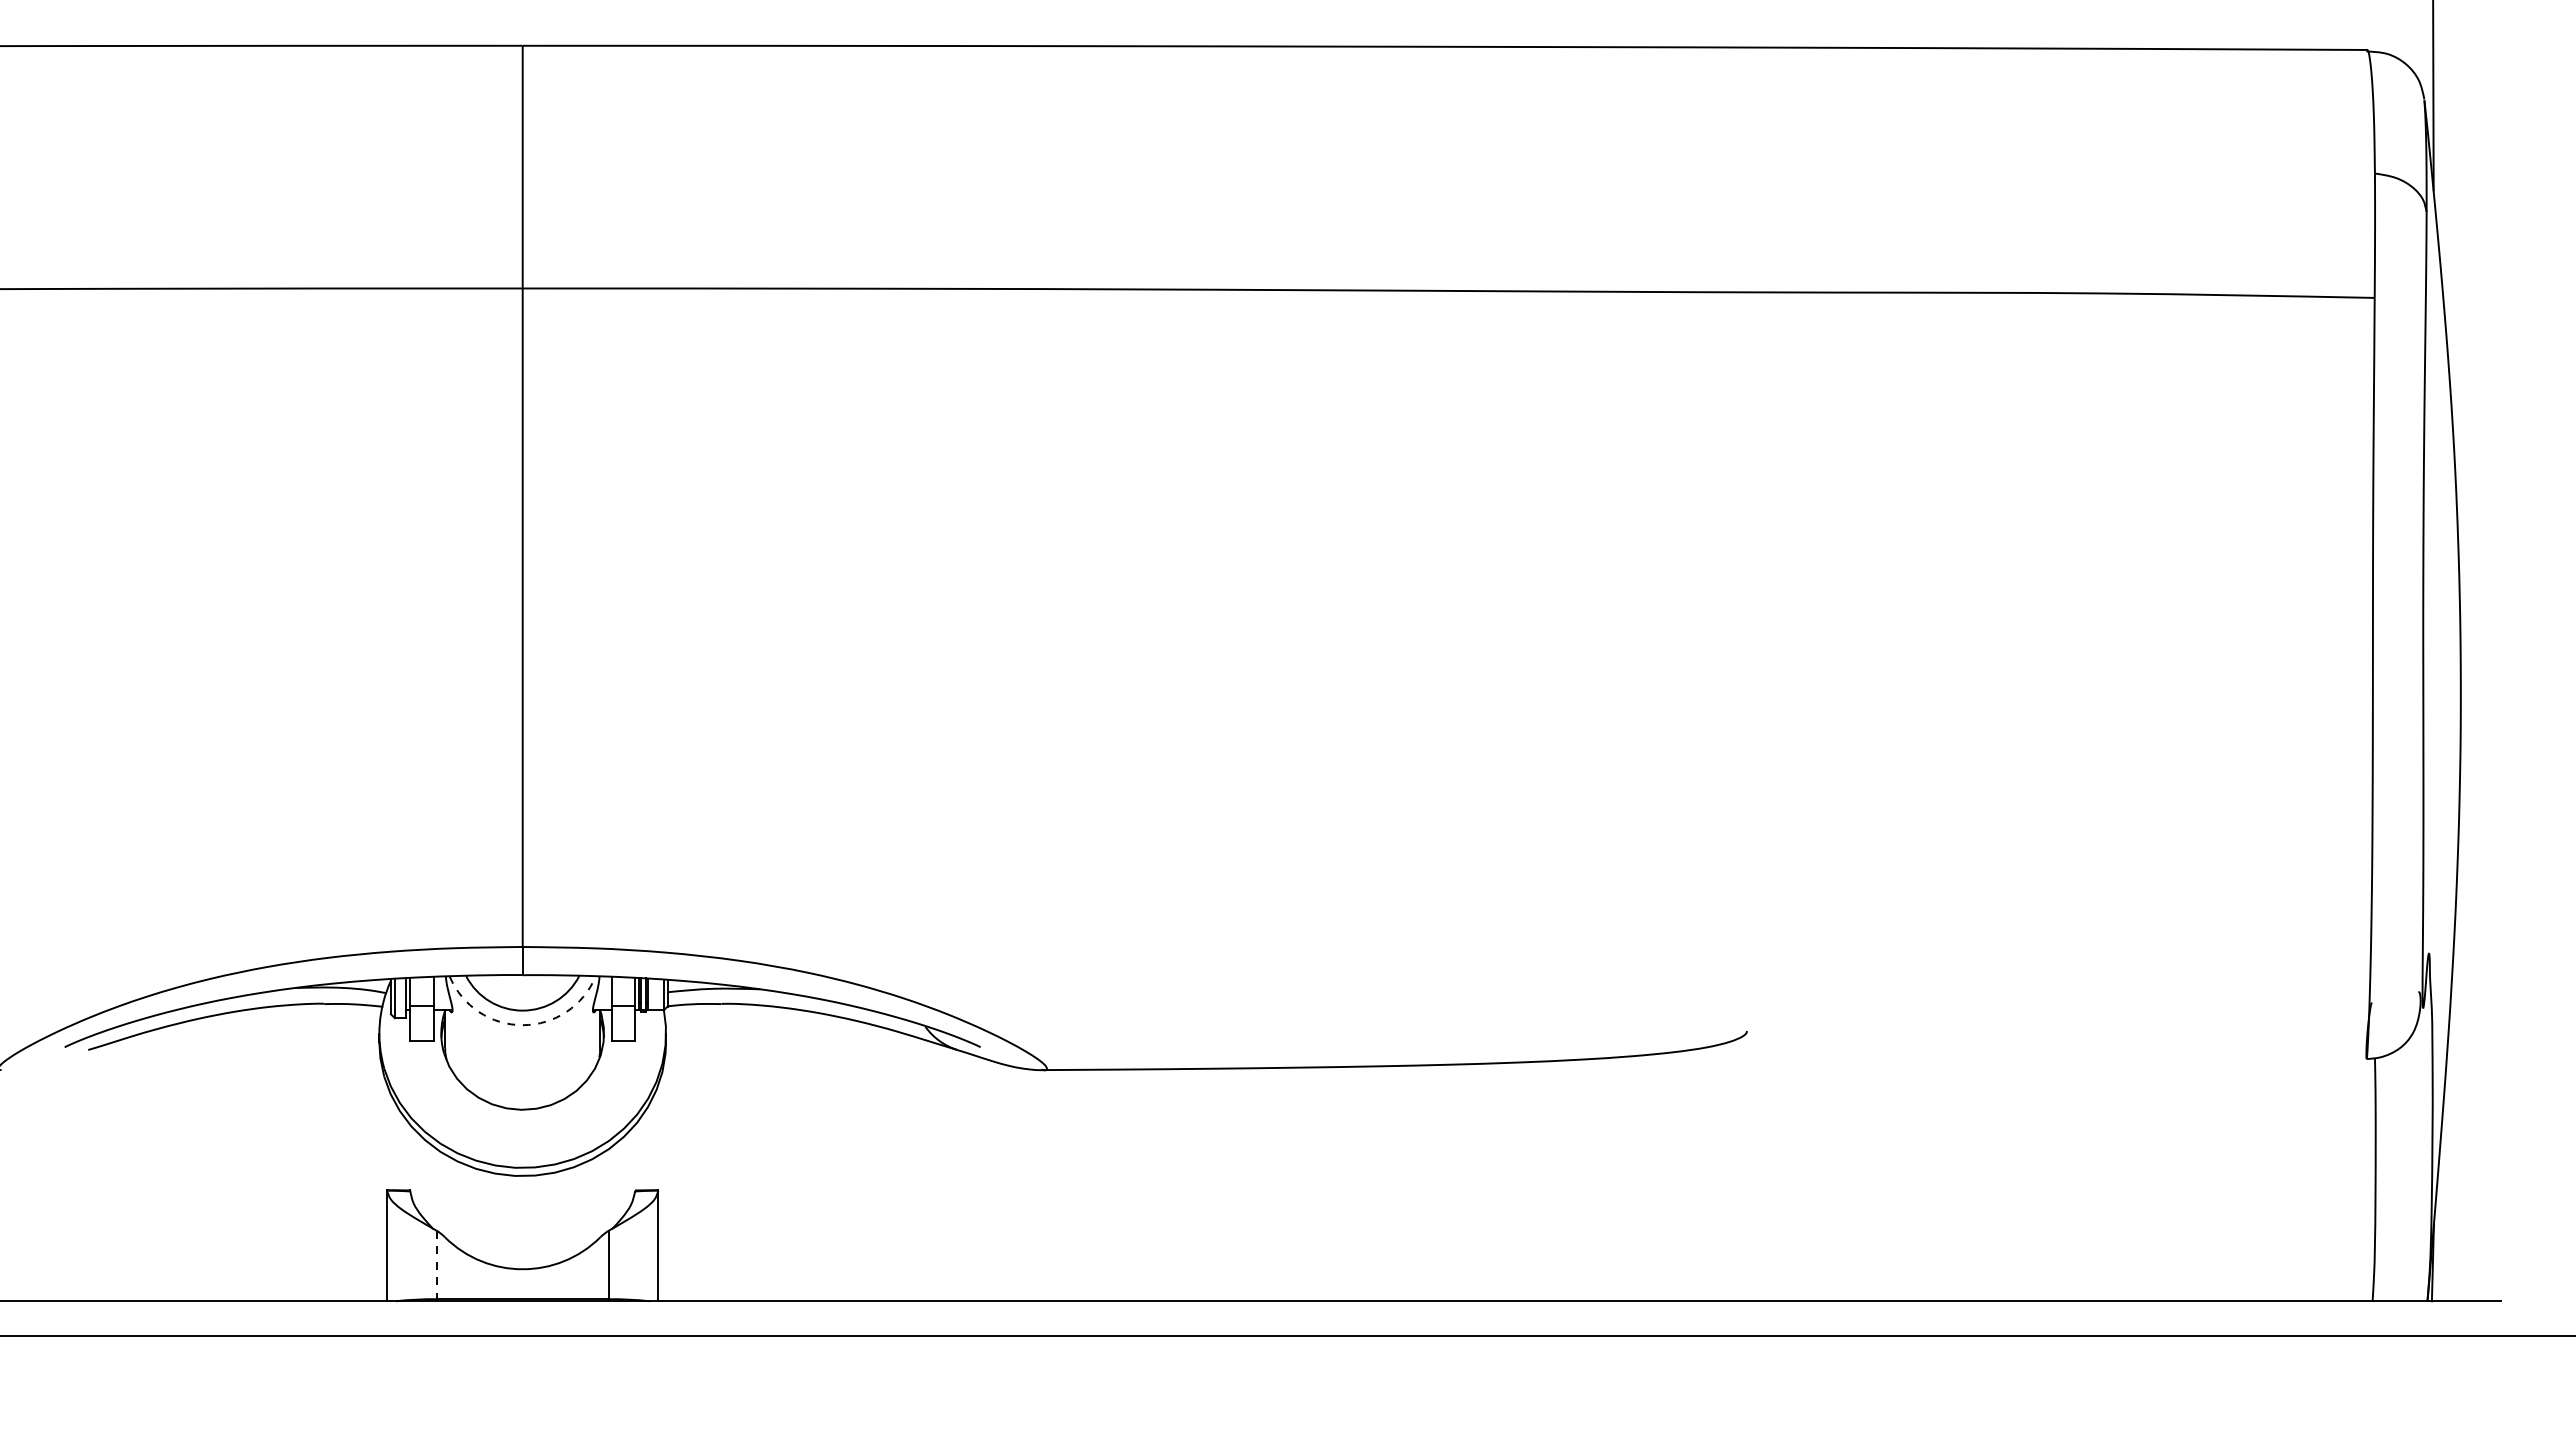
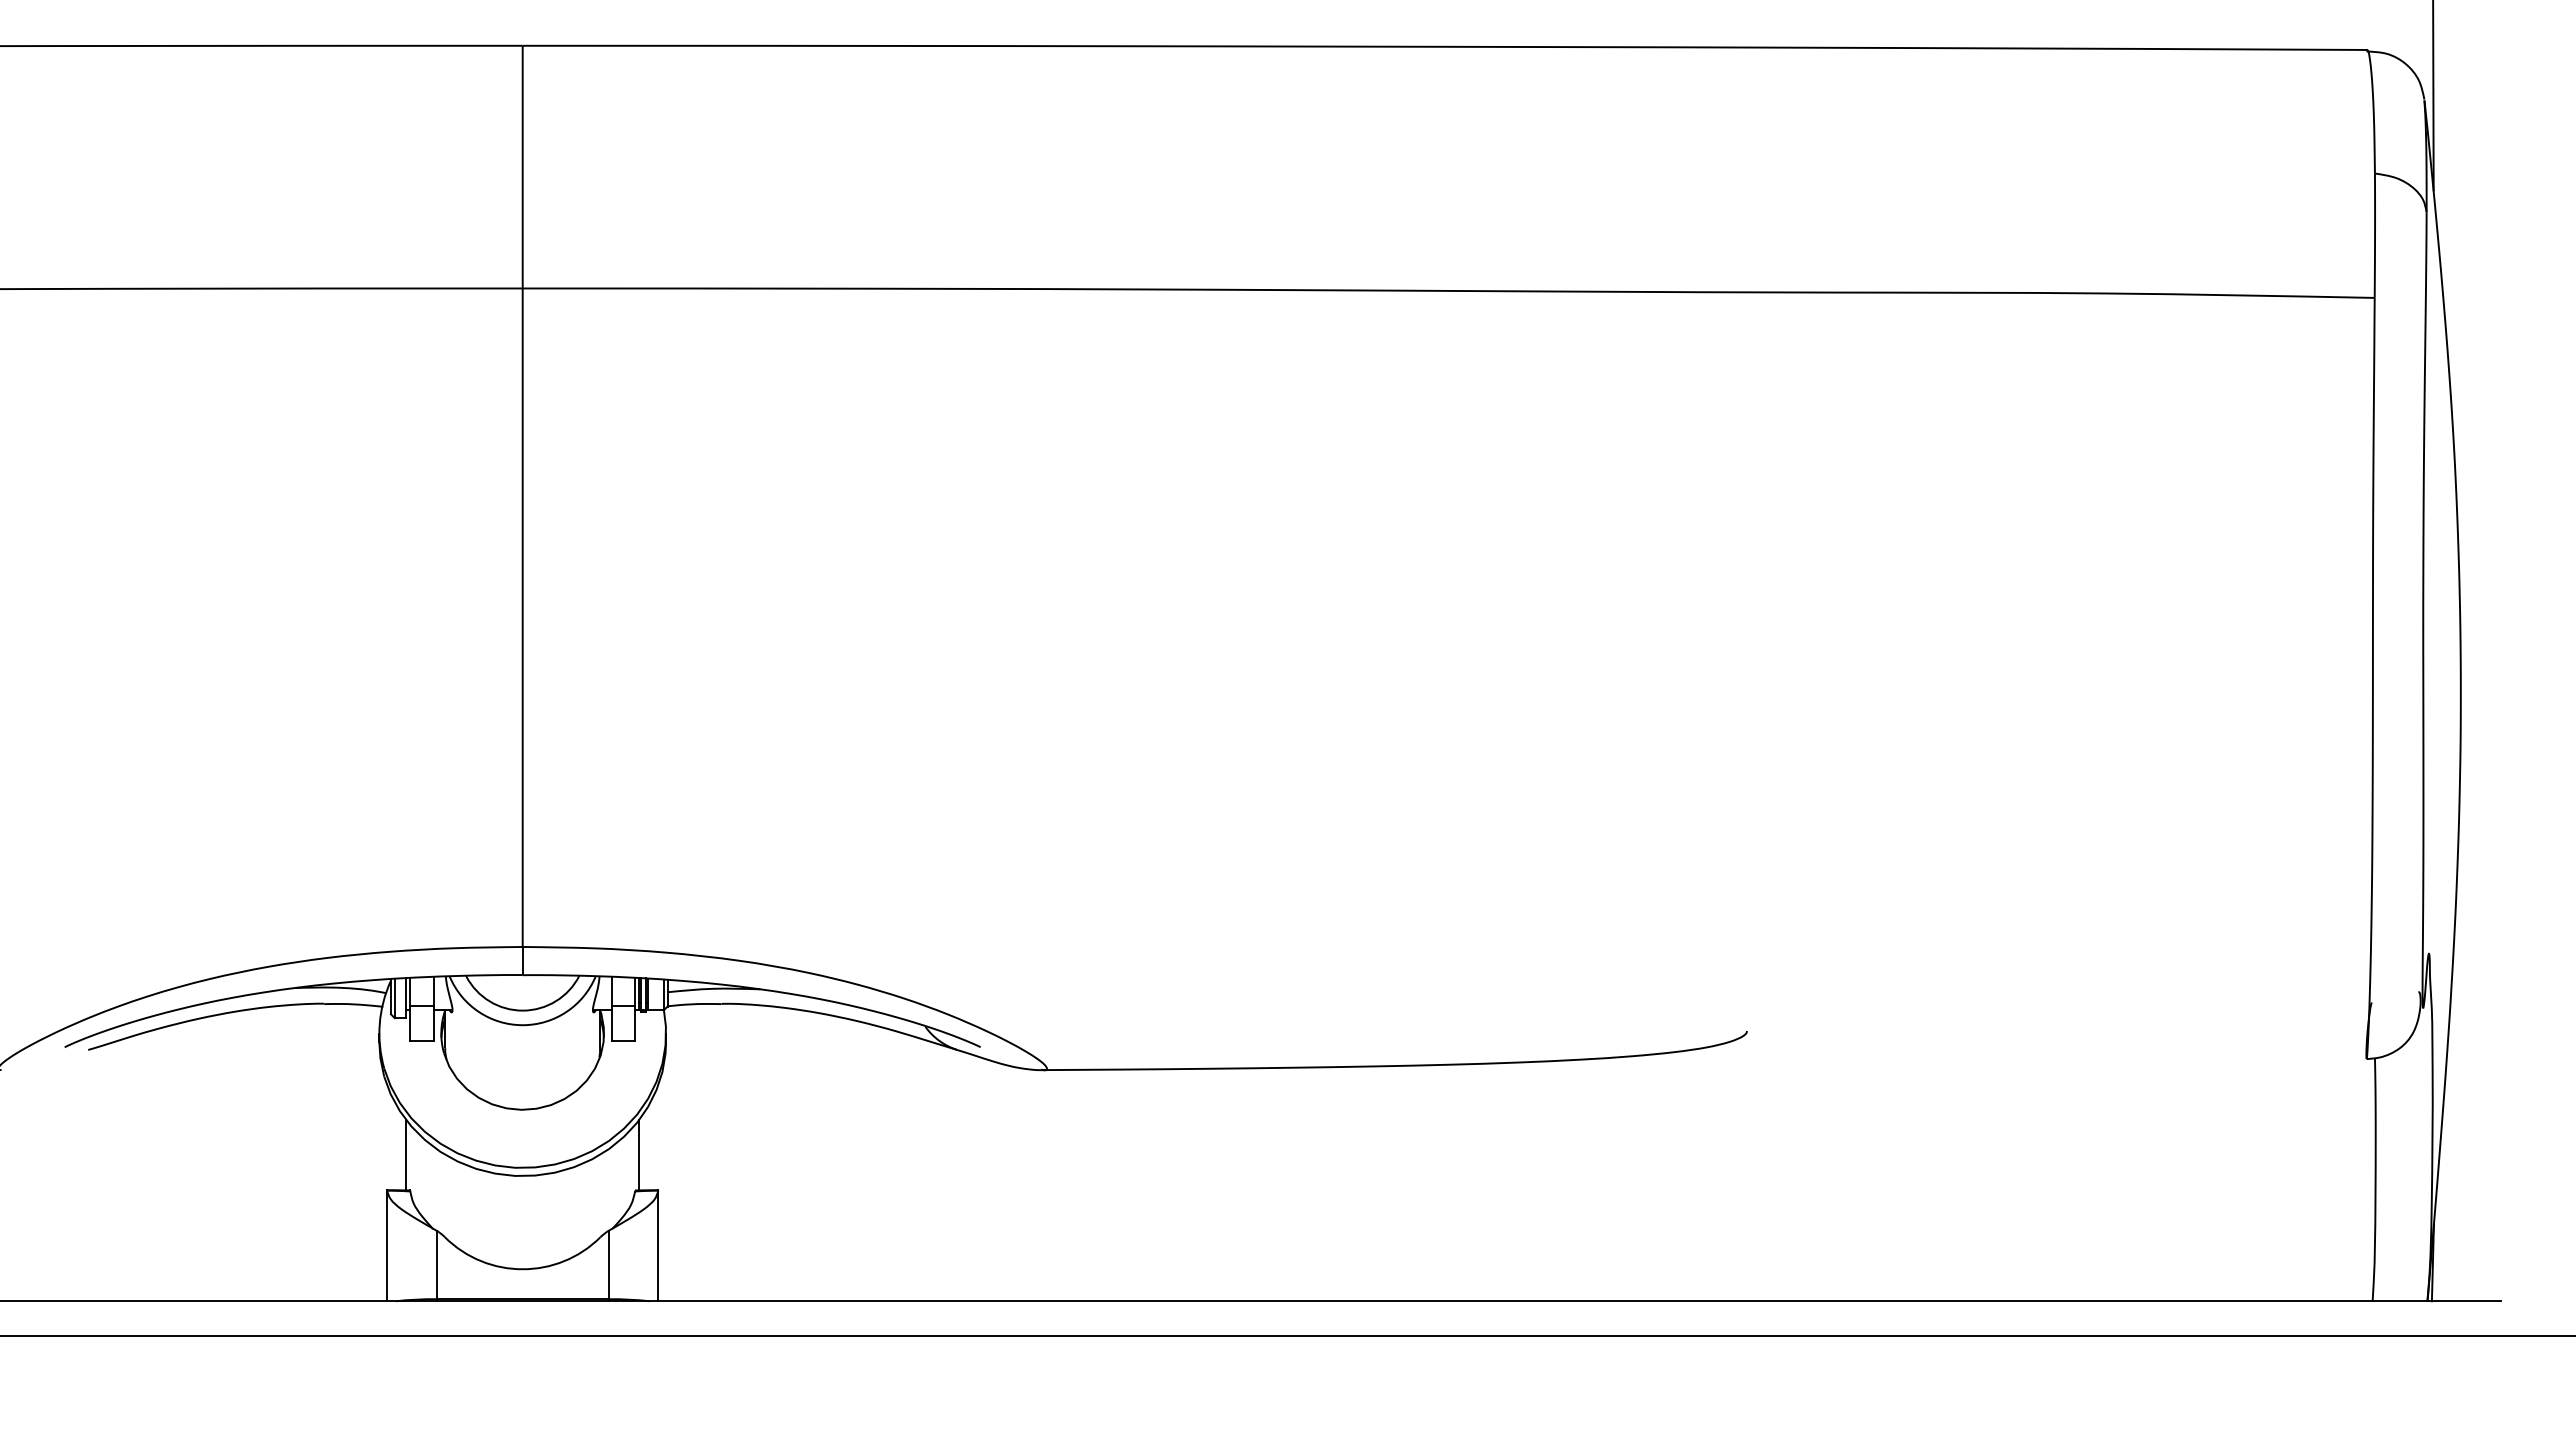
arc: dashed -> solid (522, 1025)
line: none -> present (406, 1155)
line: none -> present (638, 1155)
line: dashed -> solid (436, 1265)
